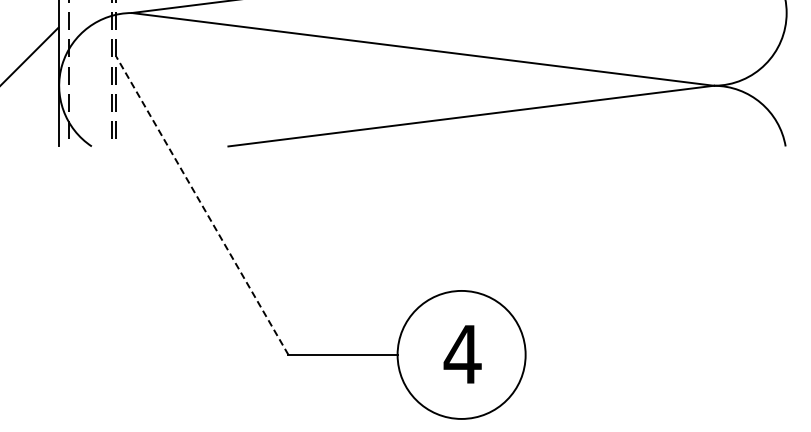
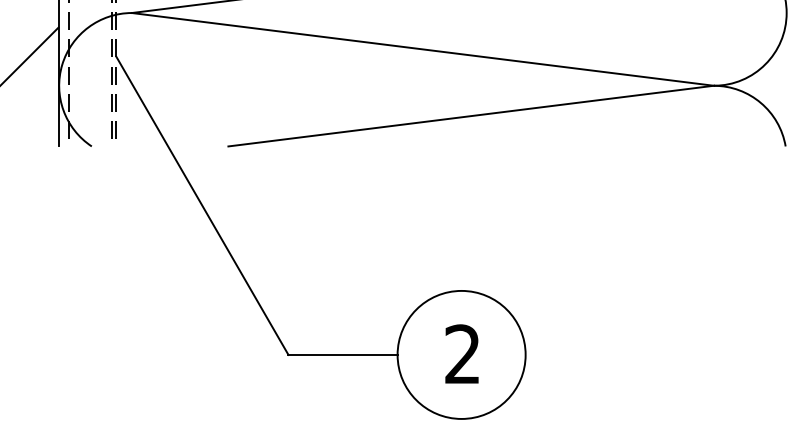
line: dashed -> solid (202, 205)
text: 4 -> 2 (462, 353)
